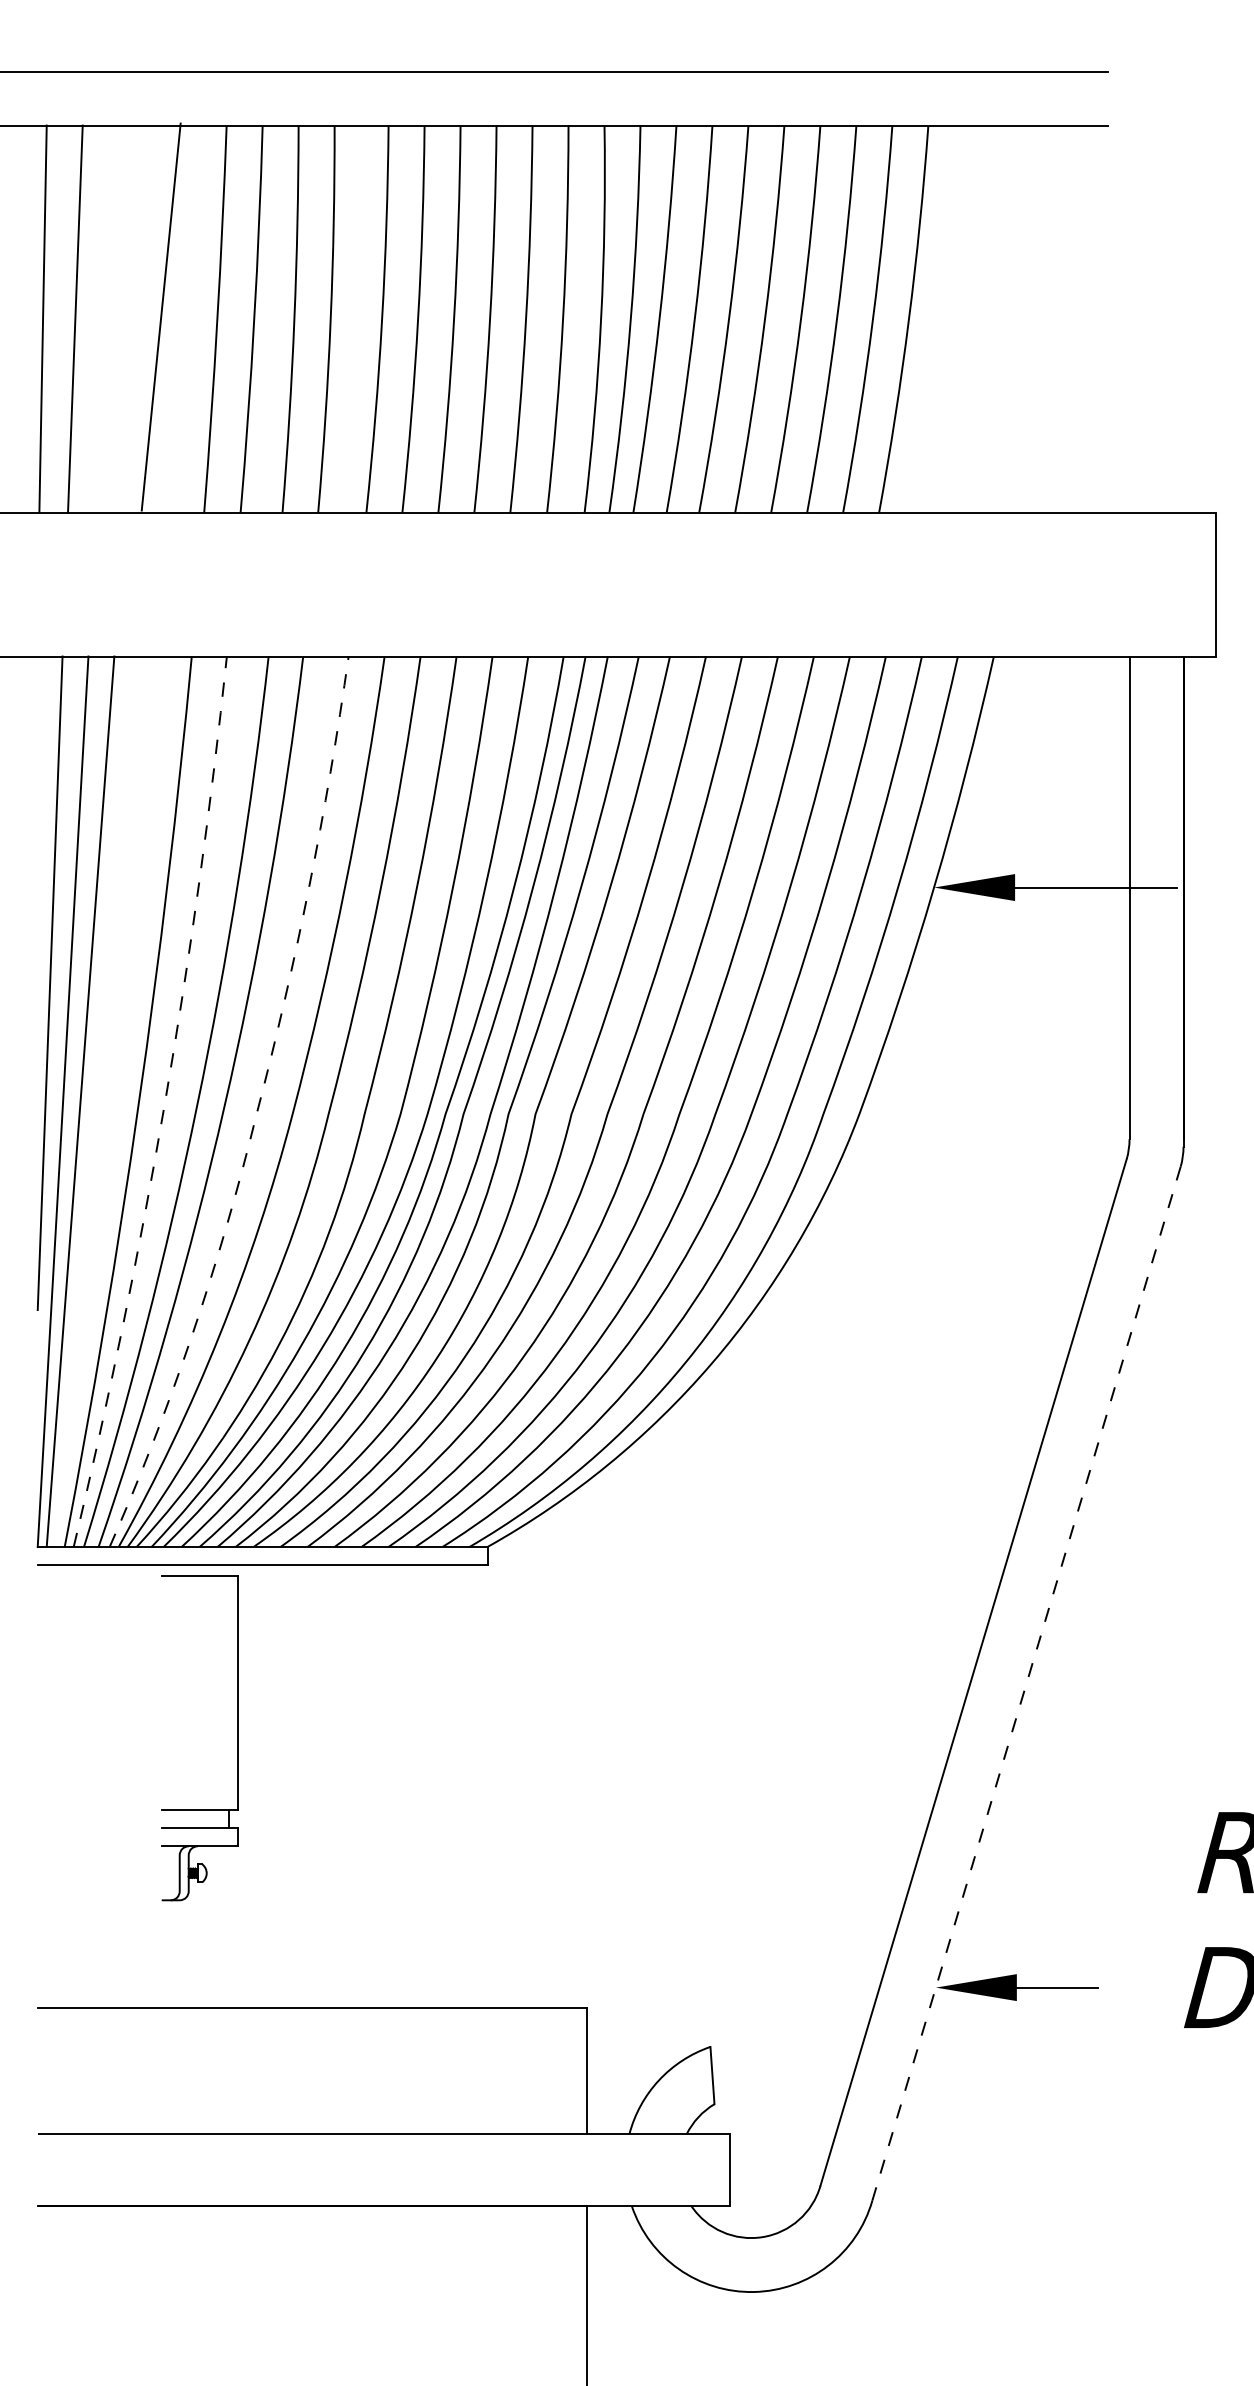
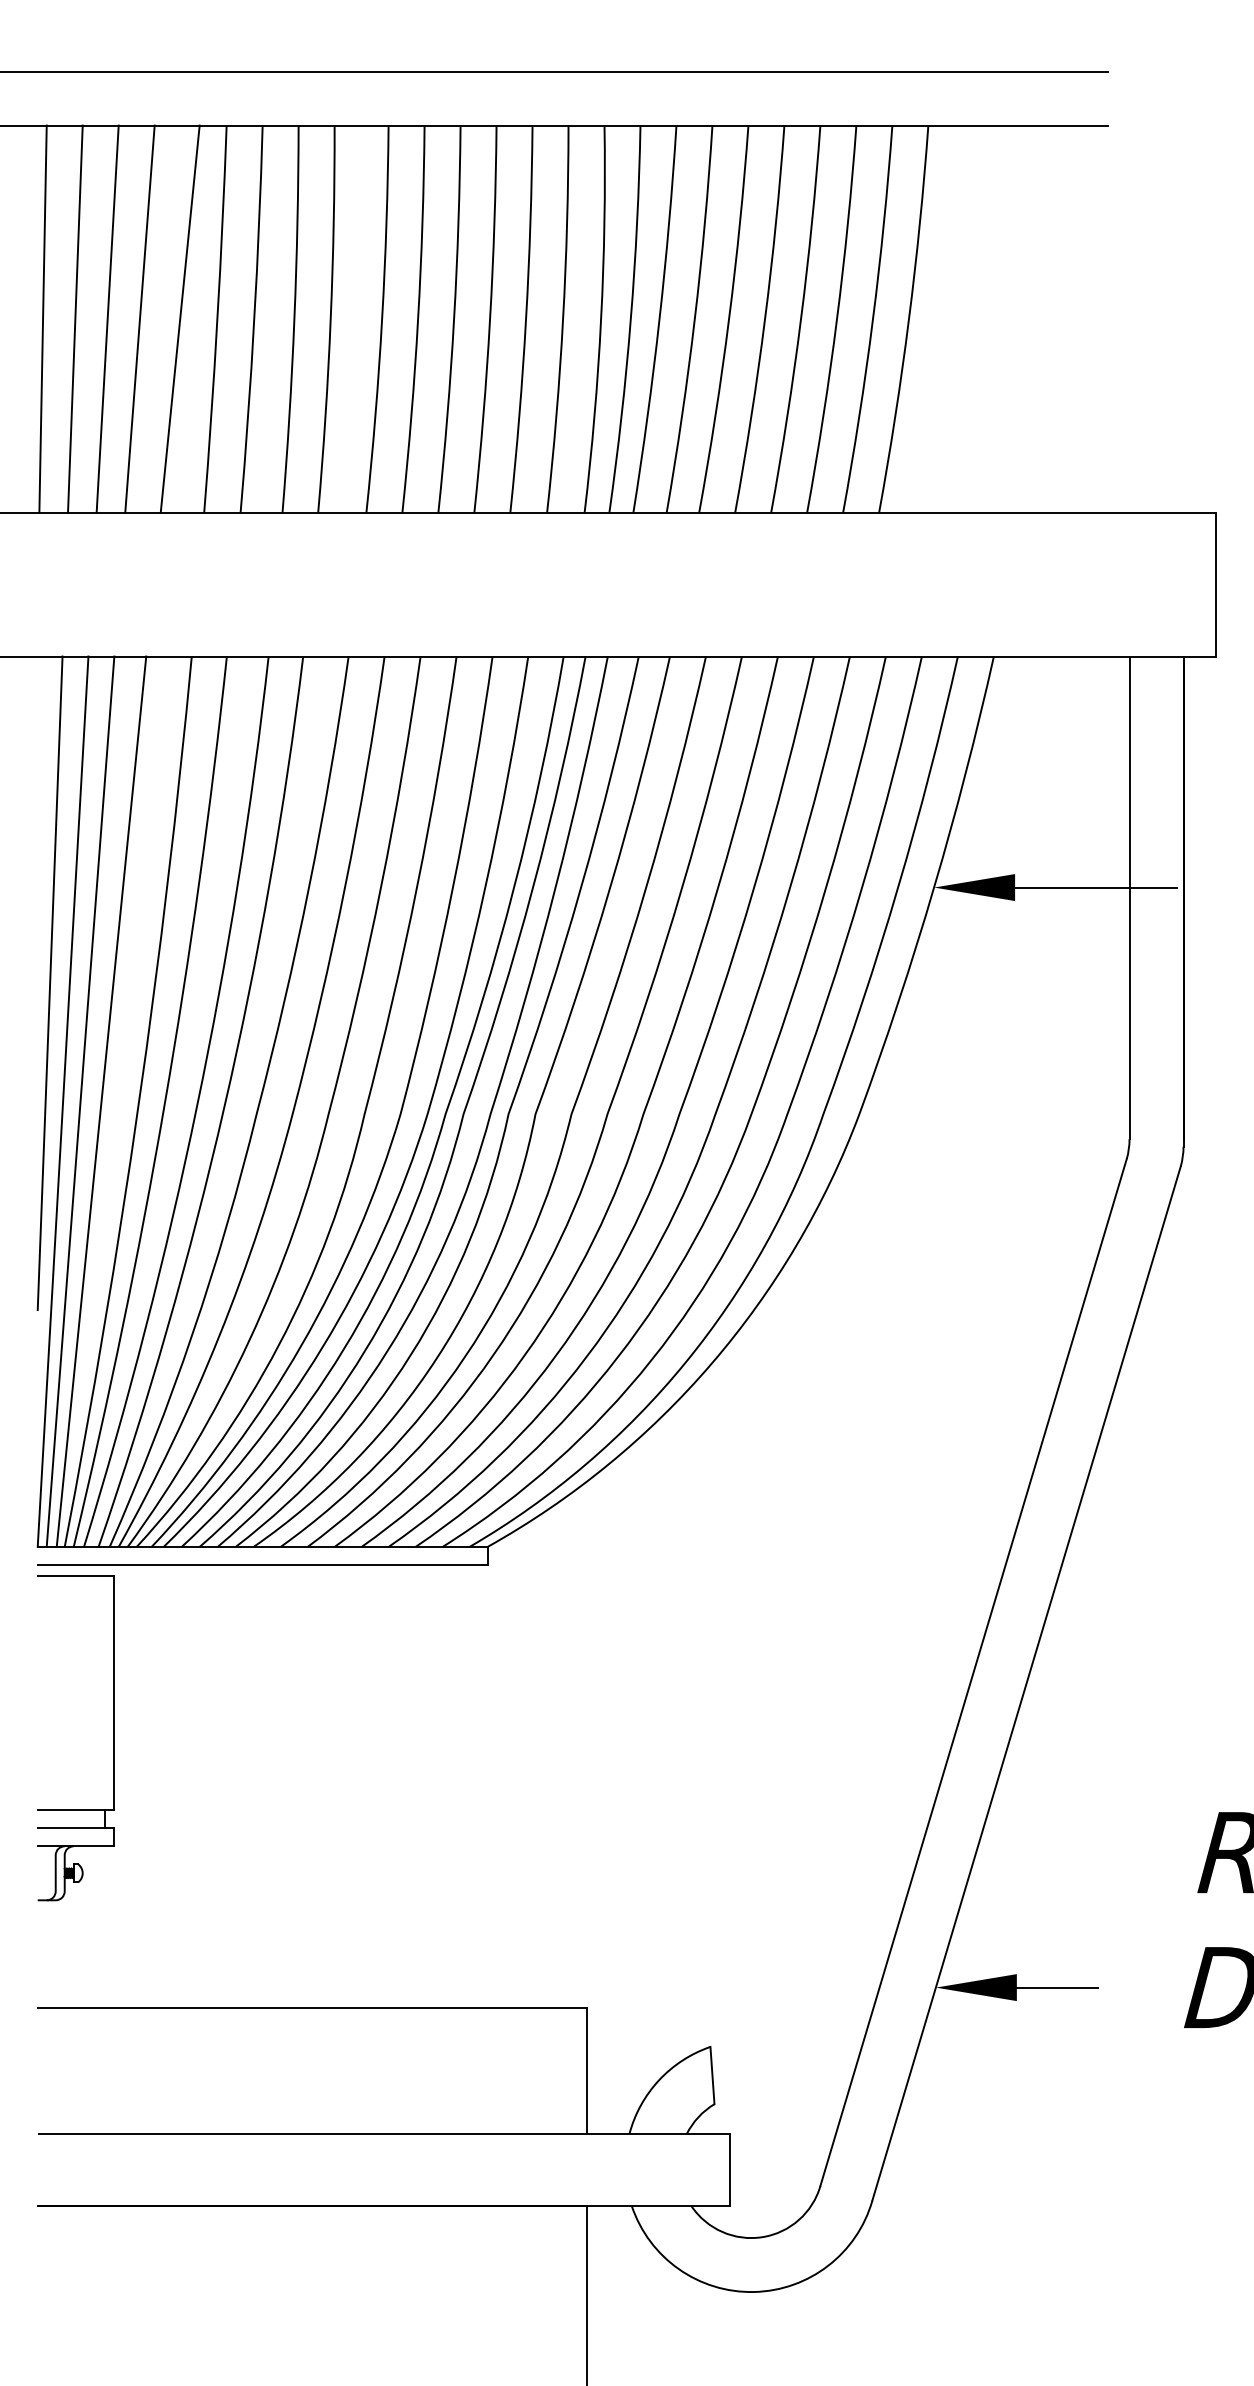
line position: (160, 316) -> (179, 318) (179, 318)
line: none -> present (107, 318)
line: none -> present (139, 318)
line: none -> present (101, 1101)
arc: dashed -> solid (164, 1104)
line: dashed -> solid (257, 1110)
line: dashed -> solid (1026, 1683)
part position: (237, 1738) -> (113, 1738) (113, 1738)
